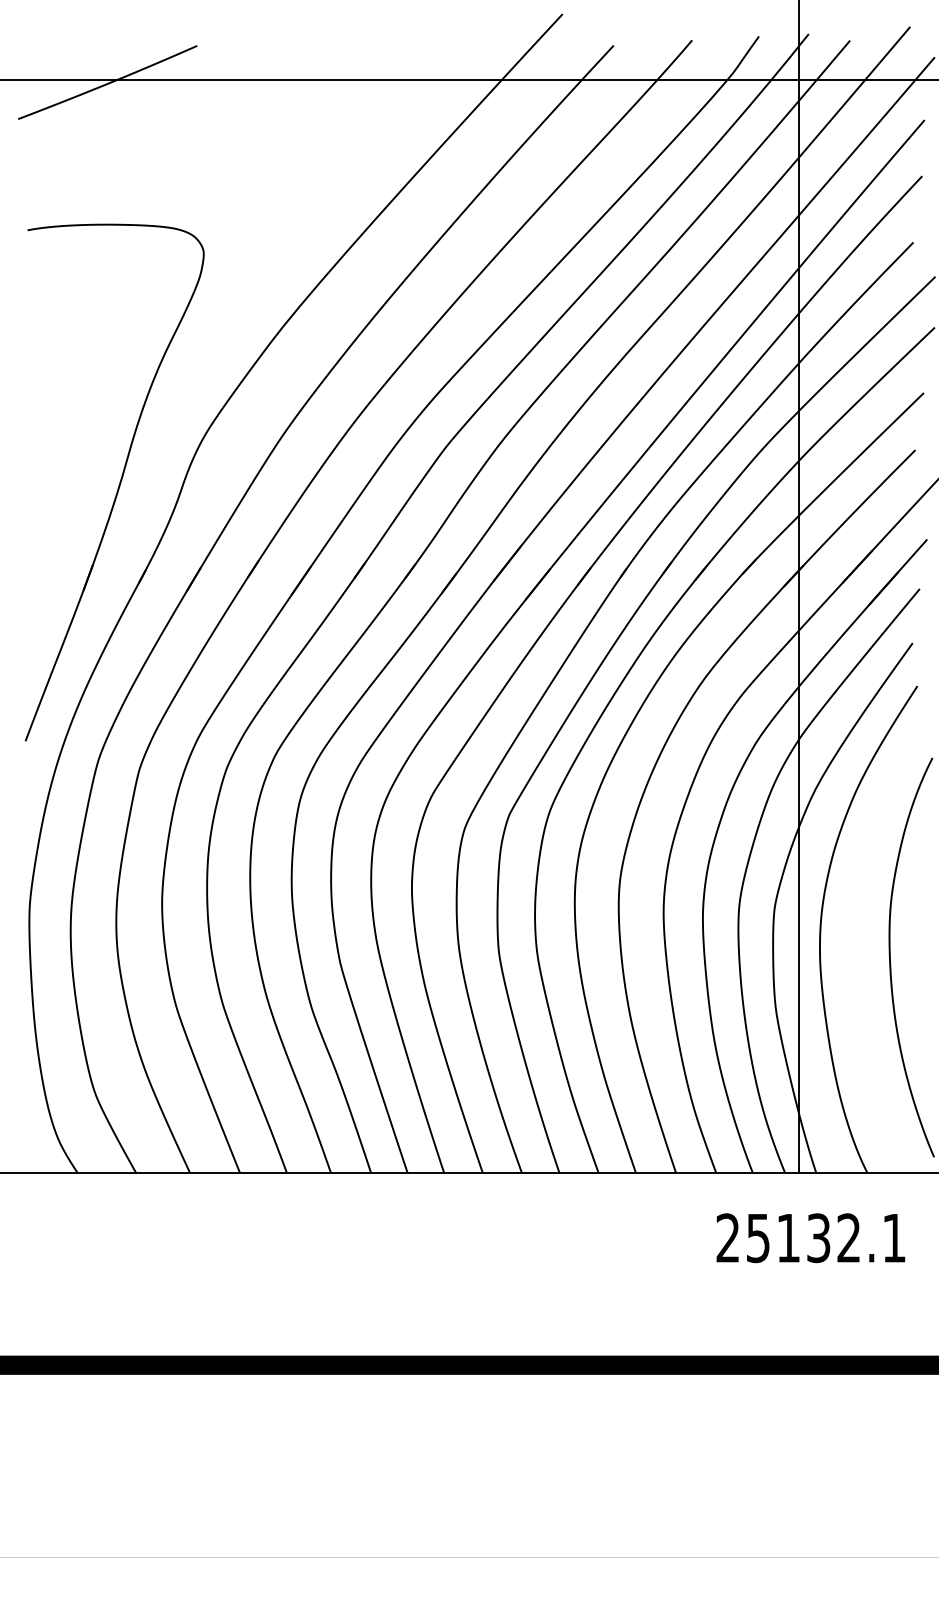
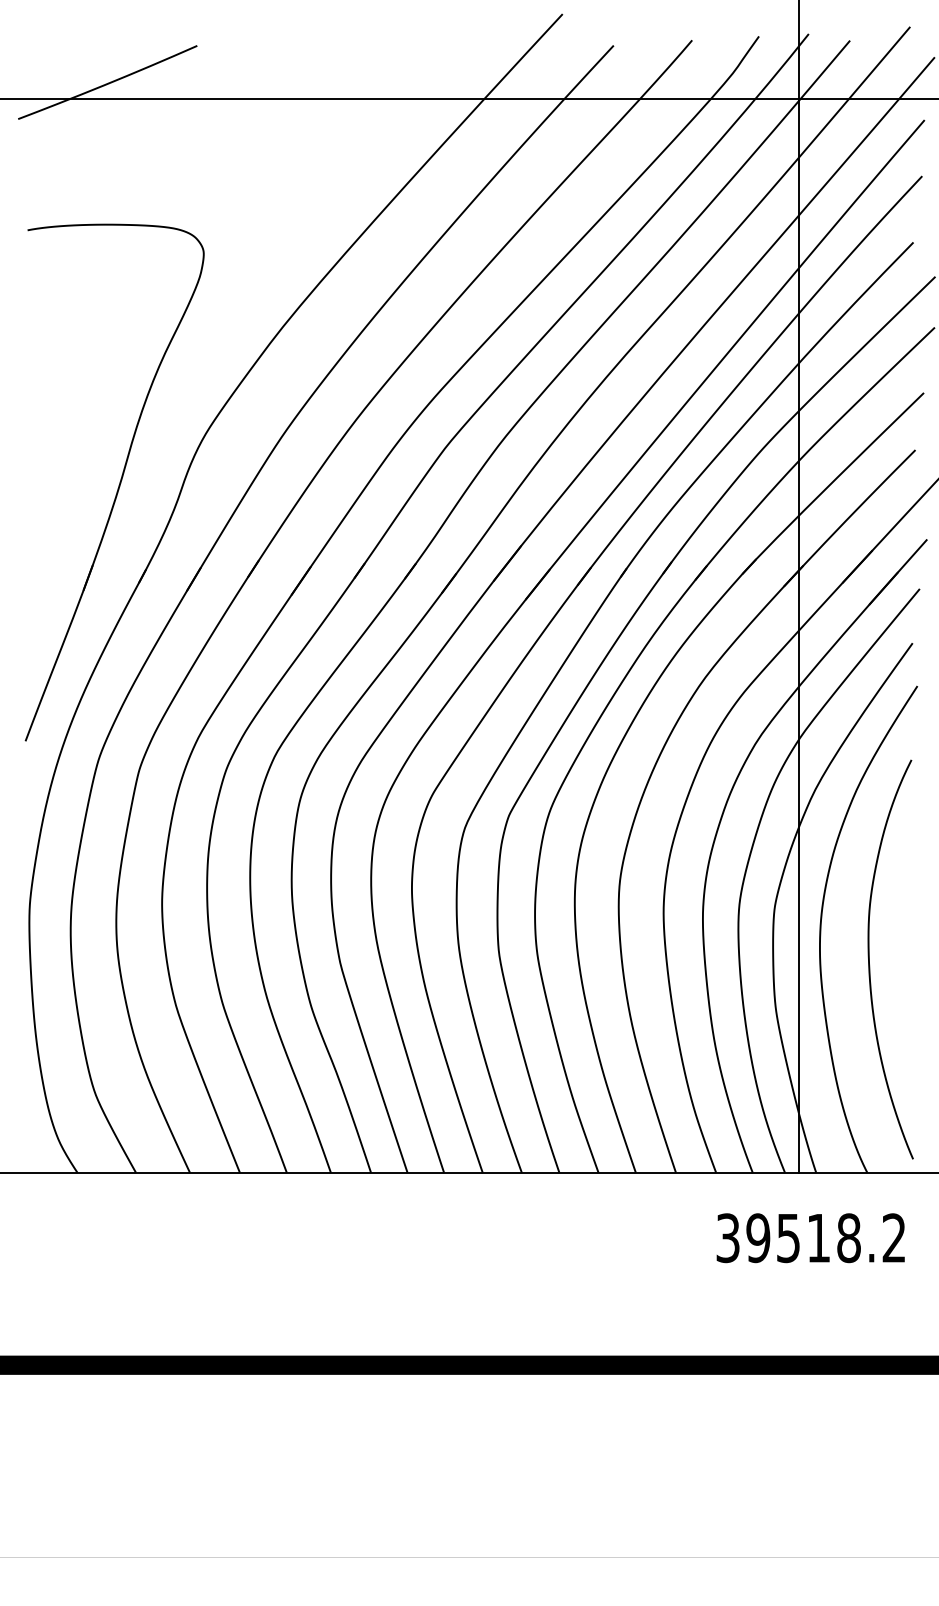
line position: (468, 79) -> (468, 98) (468, 98)
curve position: (891, 963) -> (870, 965) (870, 965)
text: 25132.1 -> 39518.2 (810, 1238)
